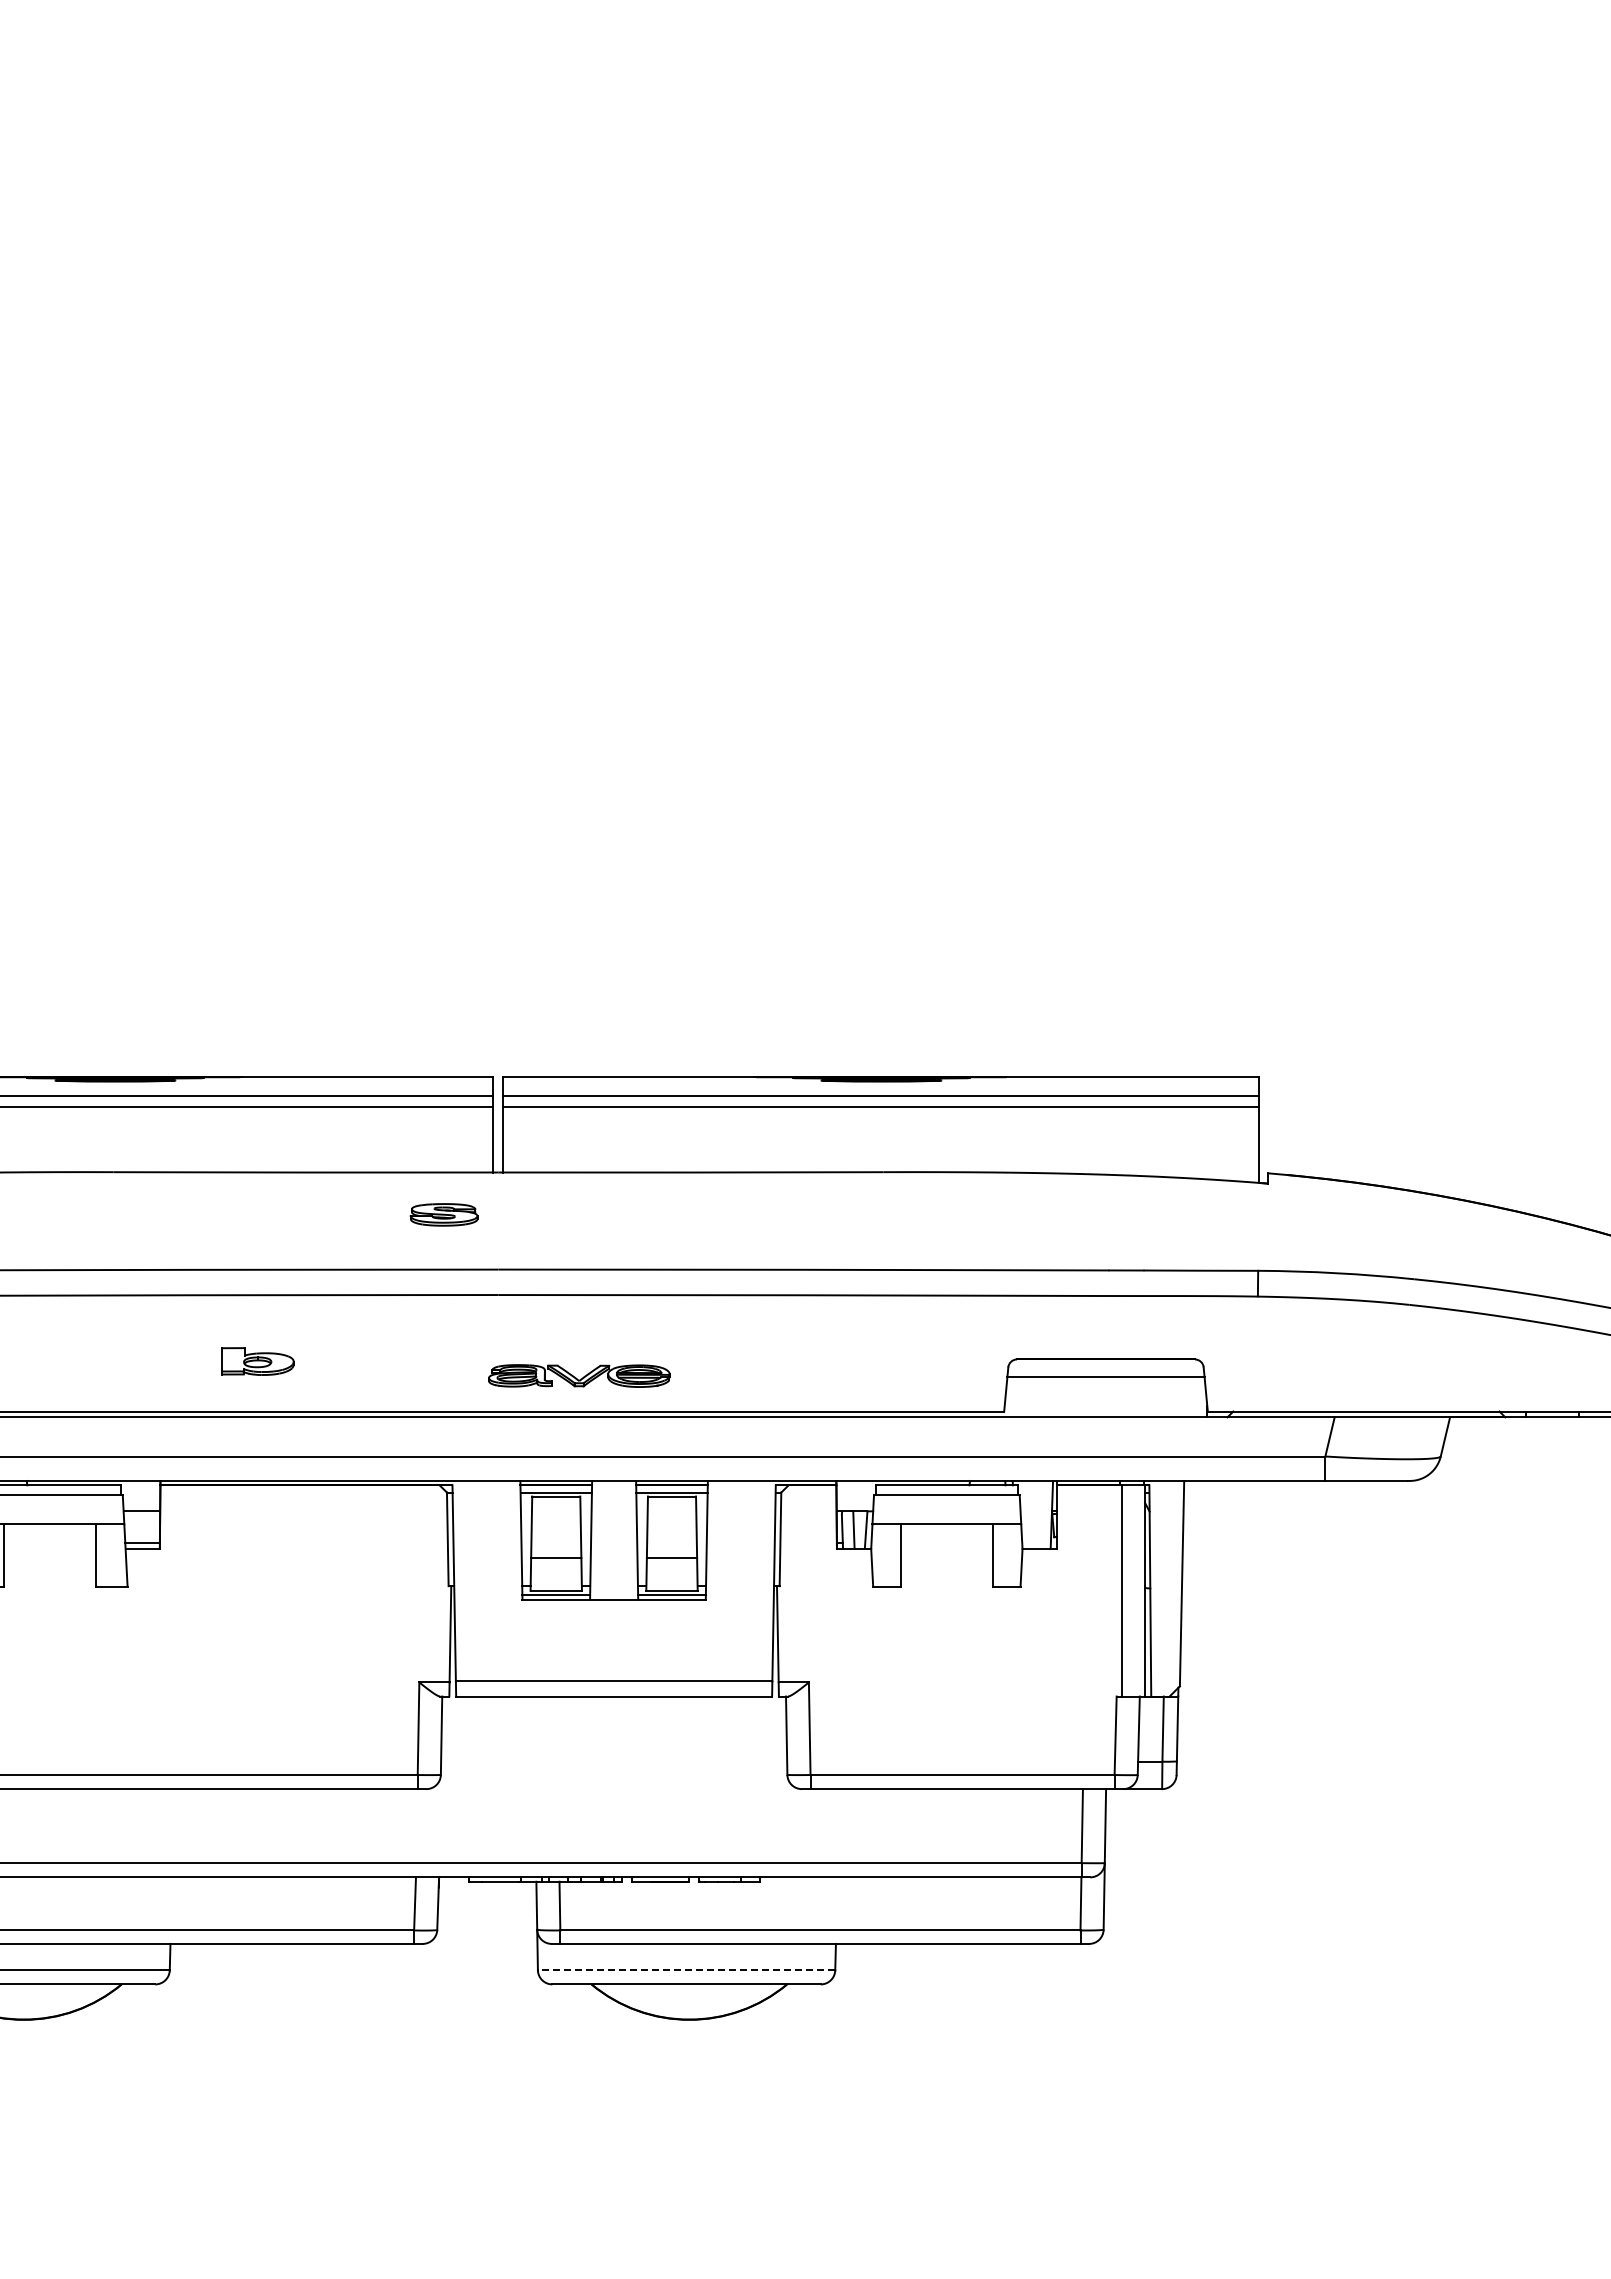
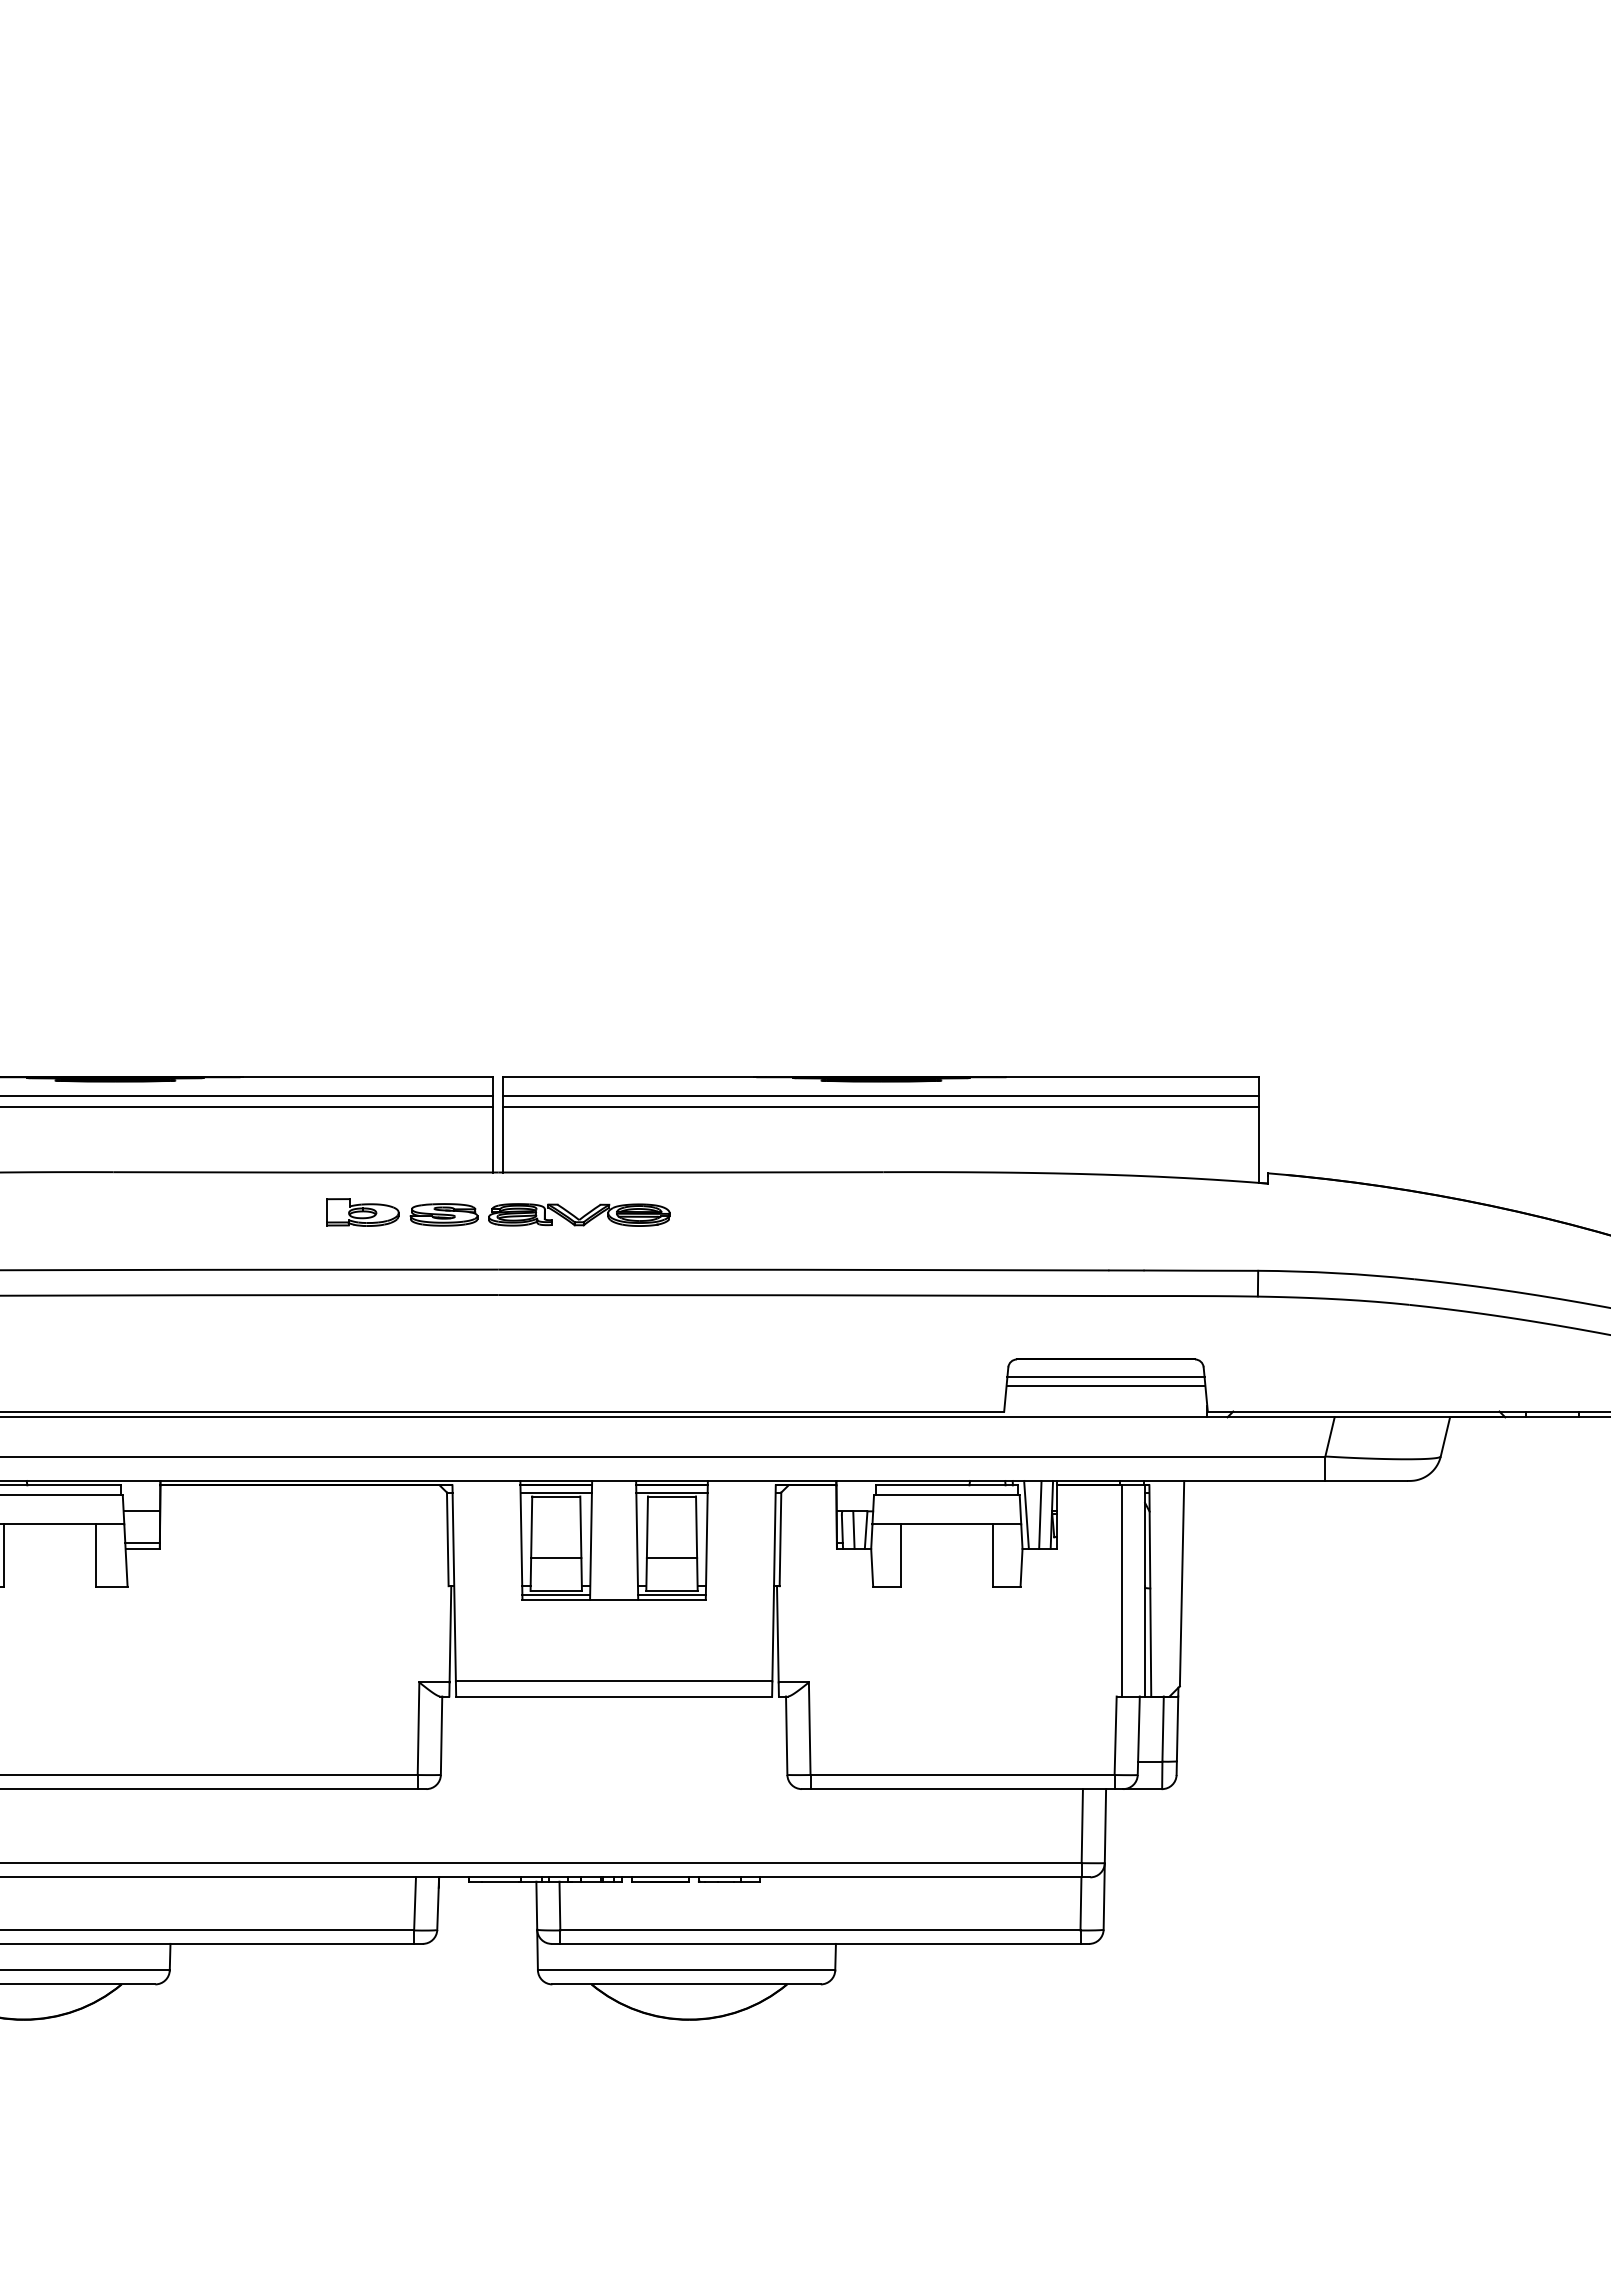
part position: (257, 1361) -> (362, 1212) (362, 1212)
part position: (579, 1375) -> (579, 1214) (579, 1214)
line: none -> present (1105, 1385)
line: none -> present (1026, 1514)
line: none -> present (1040, 1514)
line: dashed -> solid (686, 1970)
